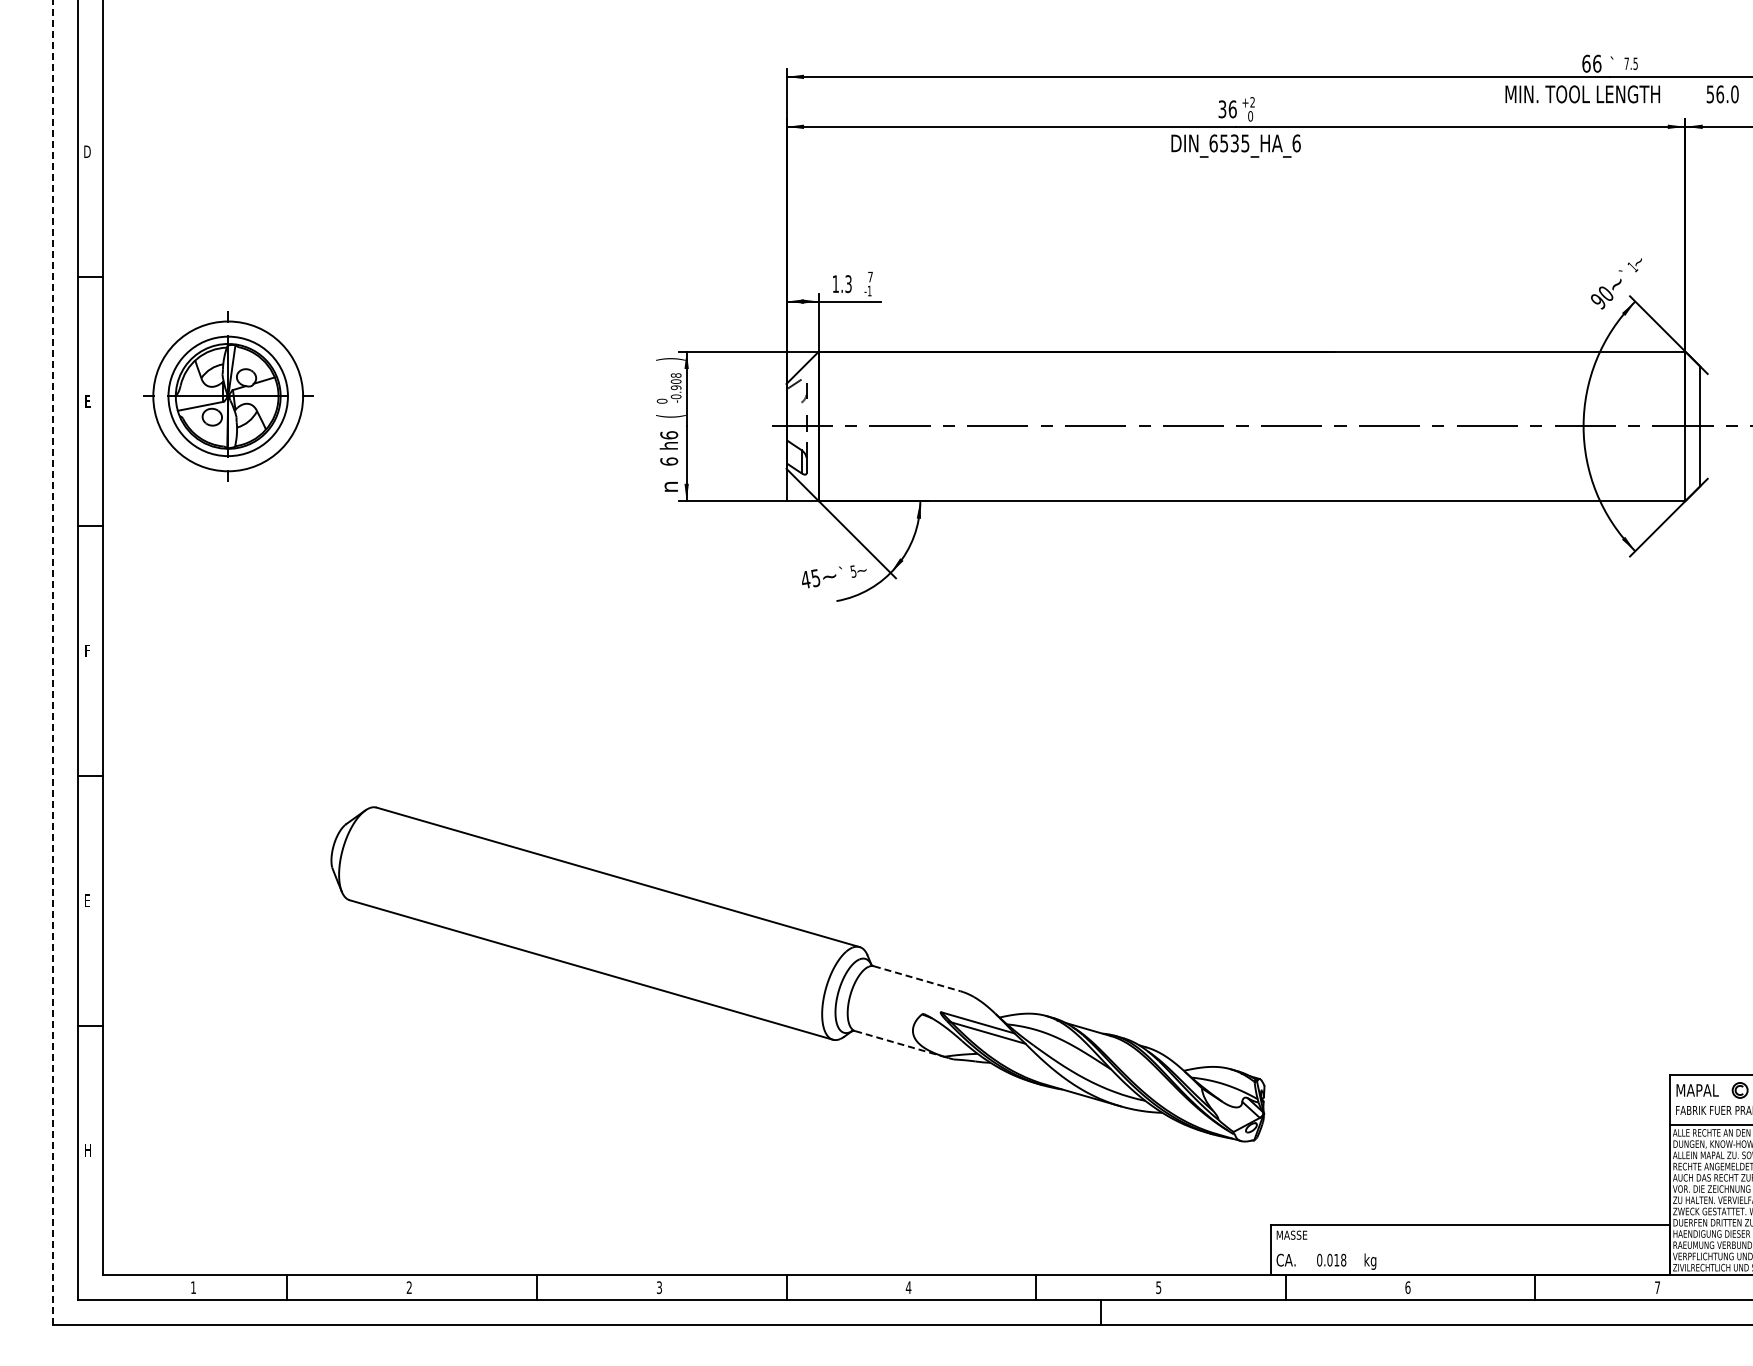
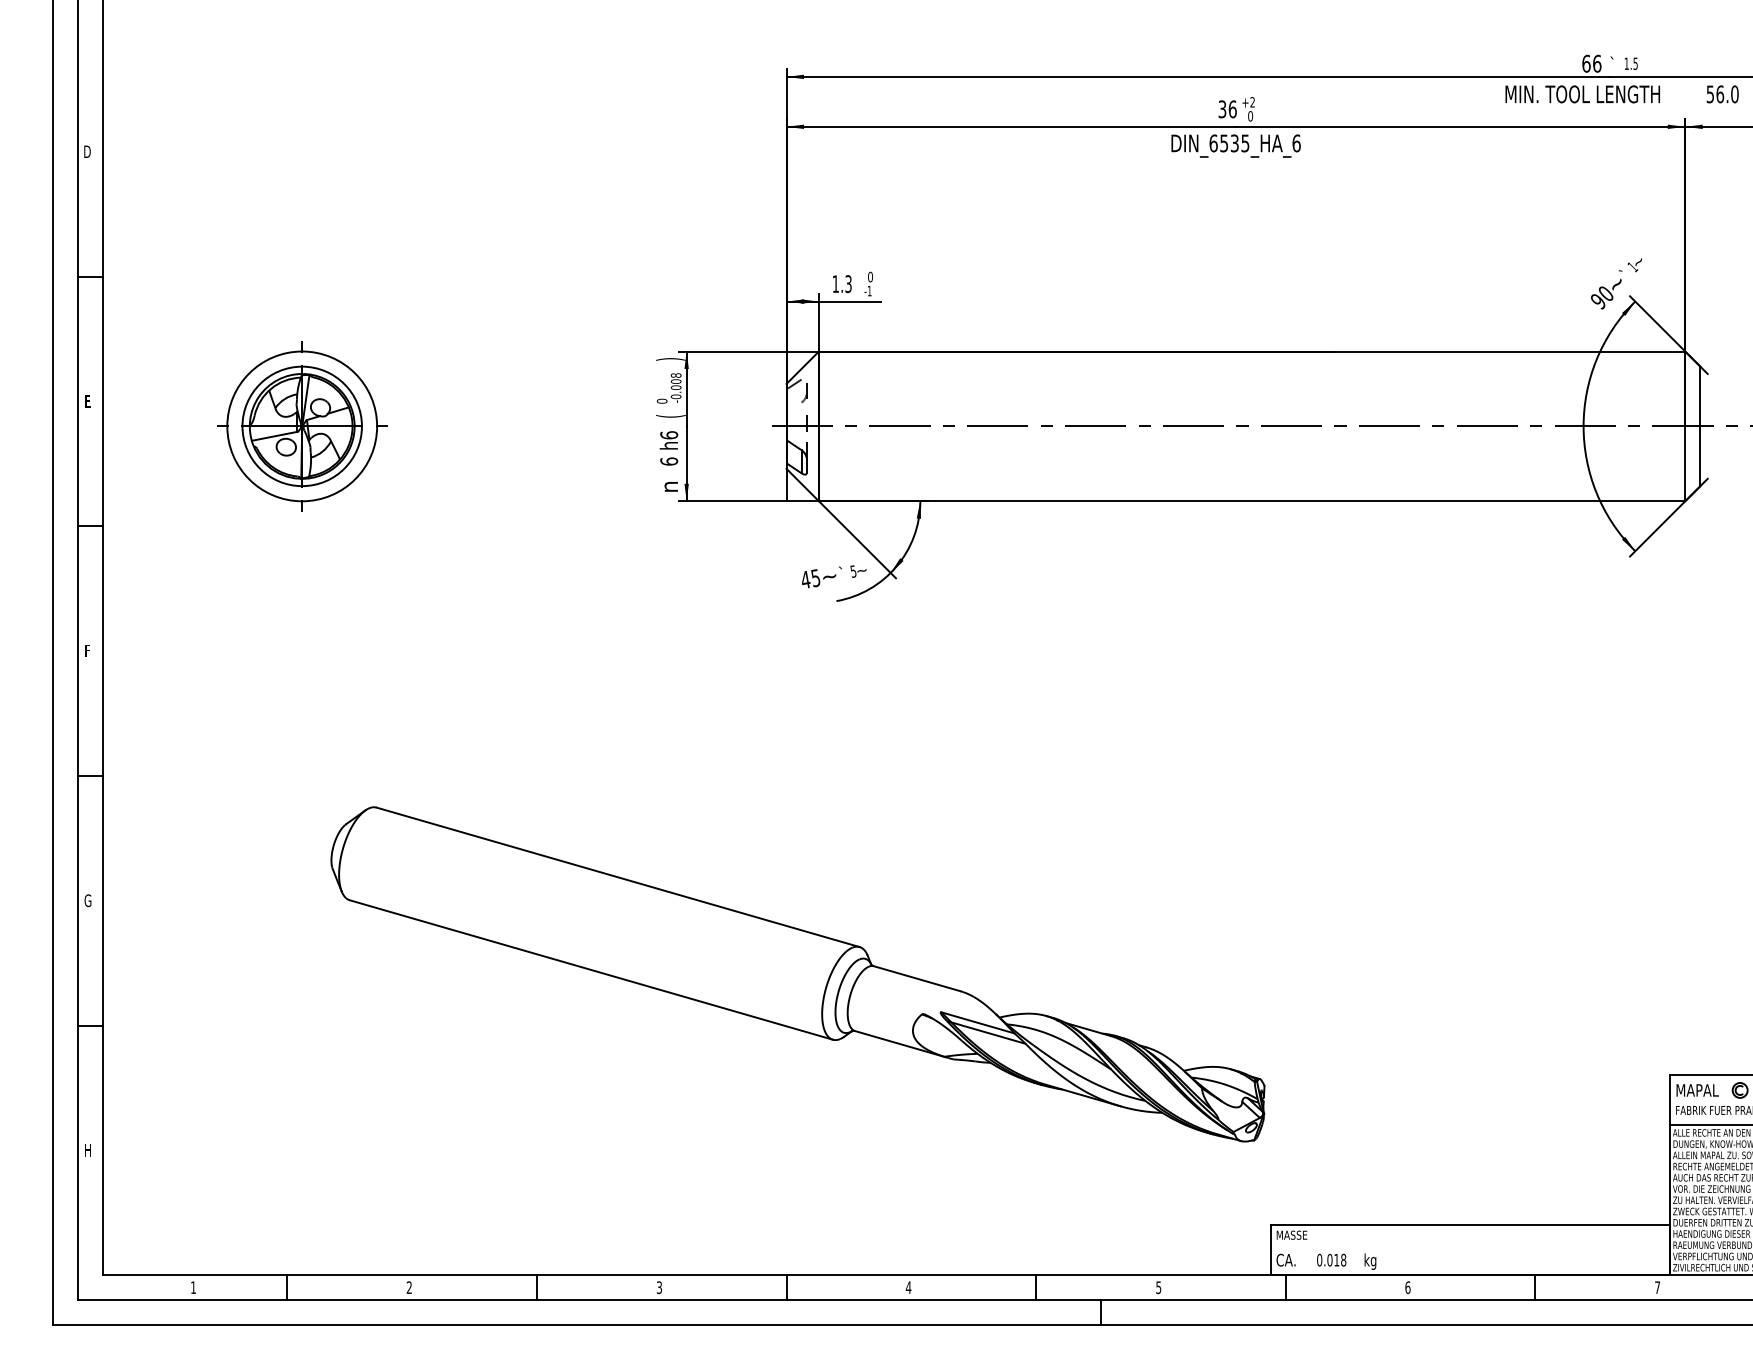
text: 7.5 -> 1.5 (1626, 63)
text: 7 -> 0 (870, 276)
text: -0.908 -> -0.008 (676, 387)
part position: (228, 396) -> (302, 426) (302, 426)
line: dashed -> solid (52, 662)
text: E -> G (87, 900)
line: dashed -> solid (917, 978)
line: dashed -> solid (900, 1044)
